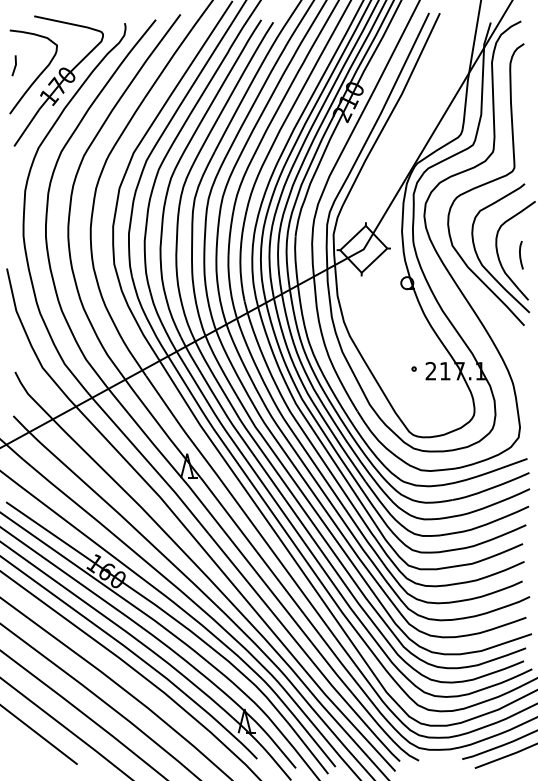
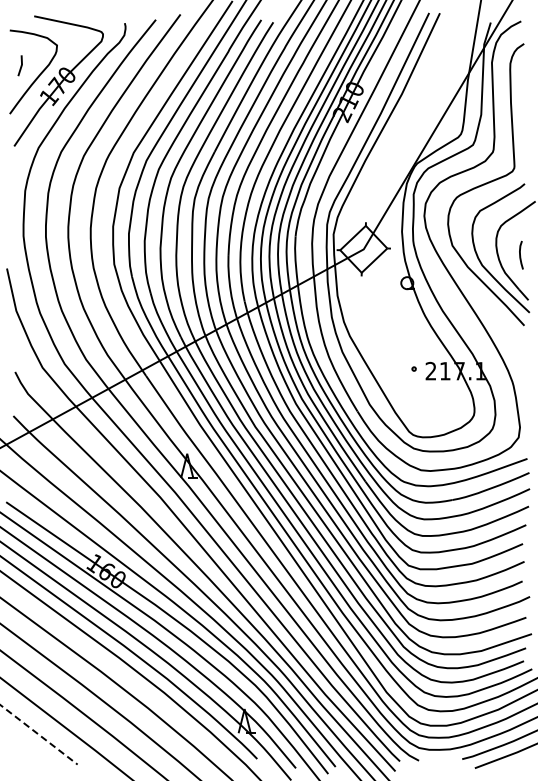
line position: (14, 65) -> (20, 65) (20, 65)
line: solid -> dashed (39, 734)
